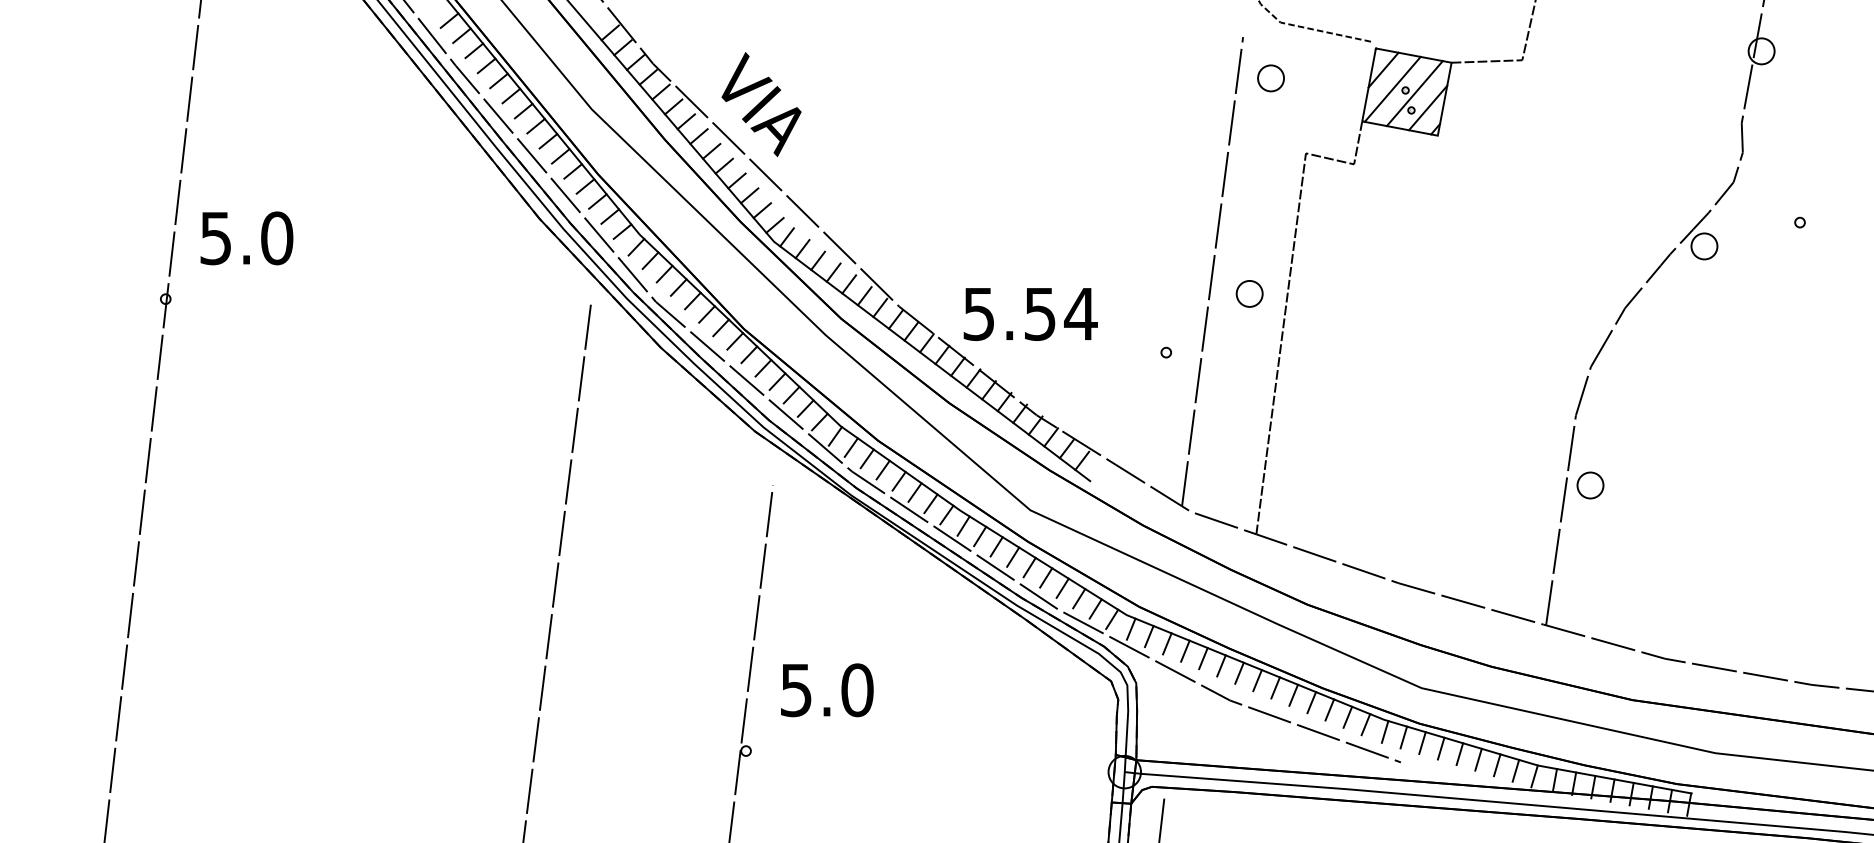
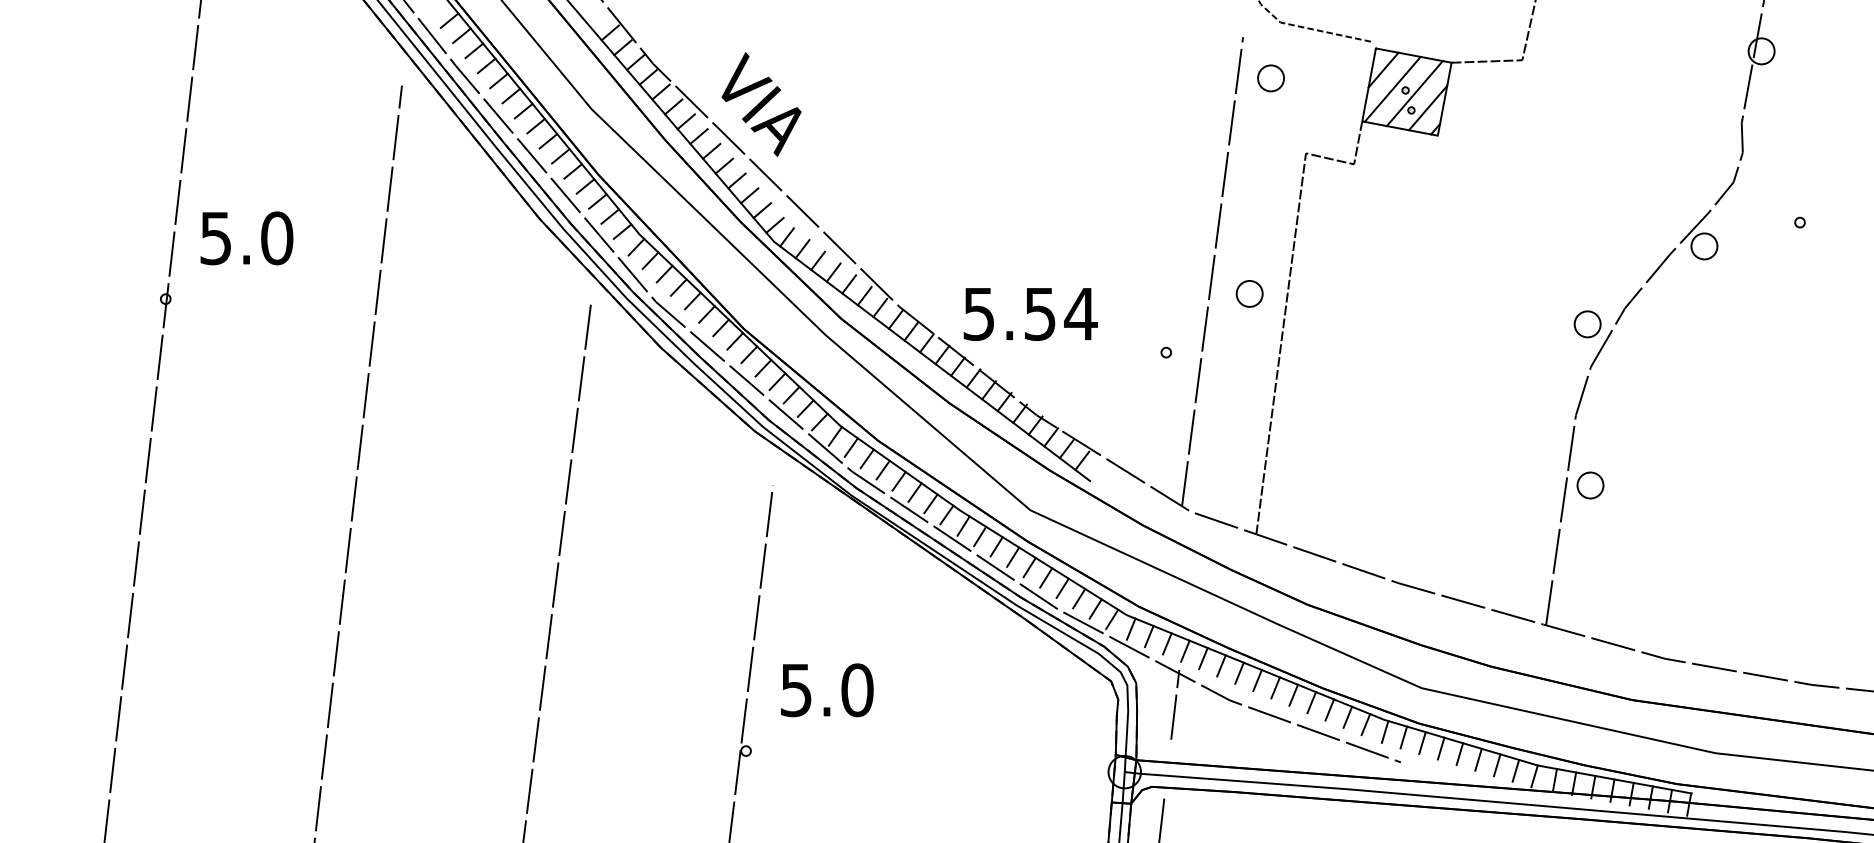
part: none -> present (1587, 324)
line: none -> present (358, 462)
line: none -> present (1175, 704)
